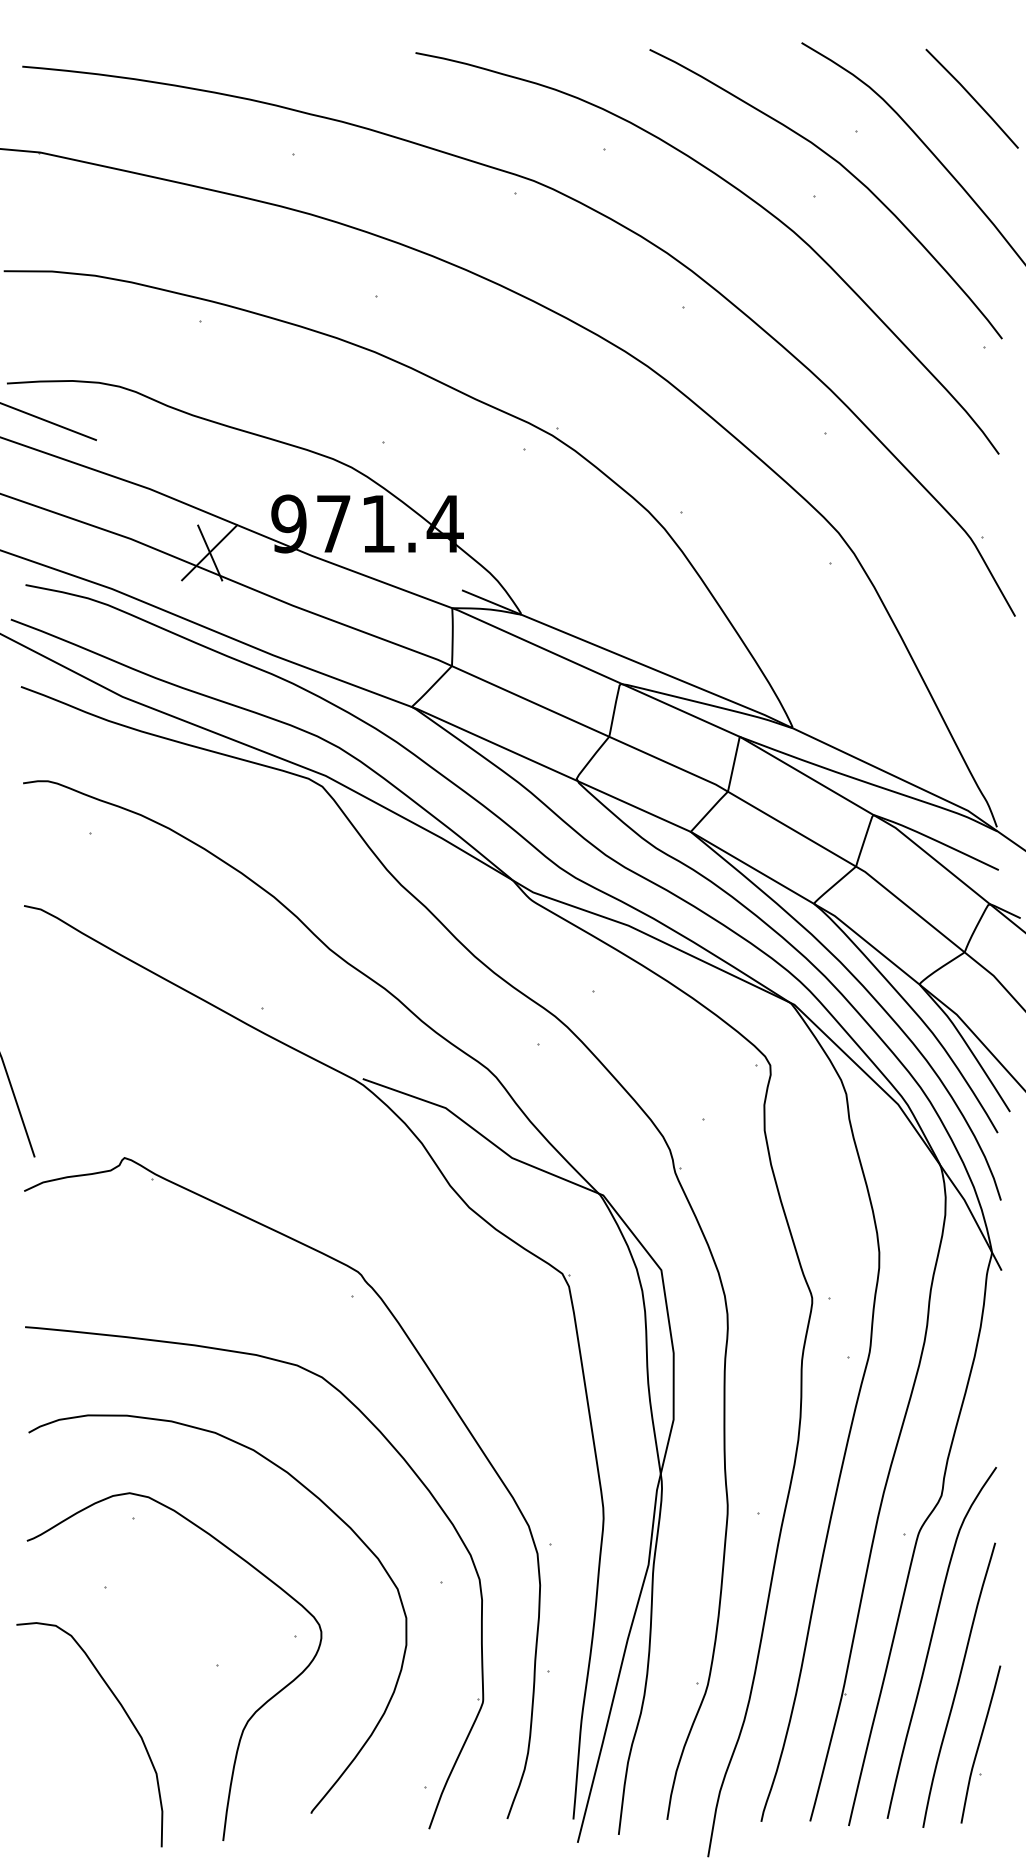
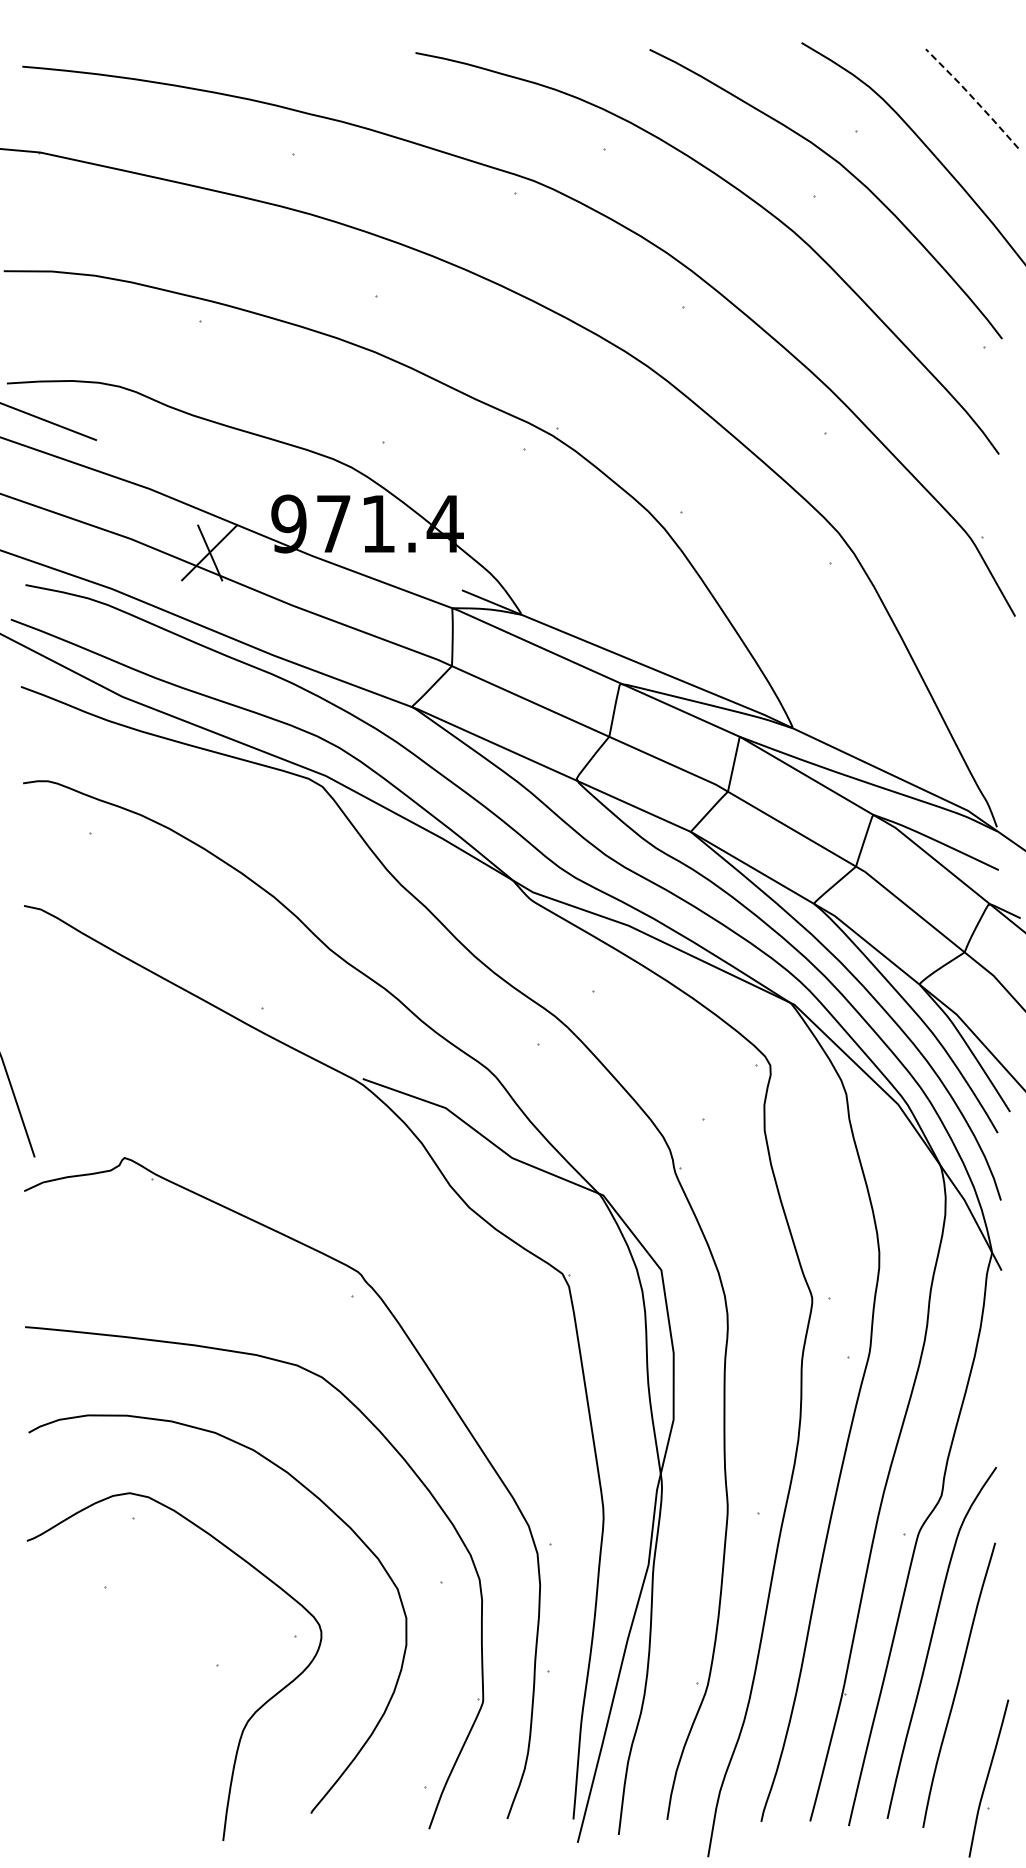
line: solid -> dashed (973, 98)
curve: present -> none (124, 1712)
part position: (980, 1744) -> (988, 1778) (988, 1778)
